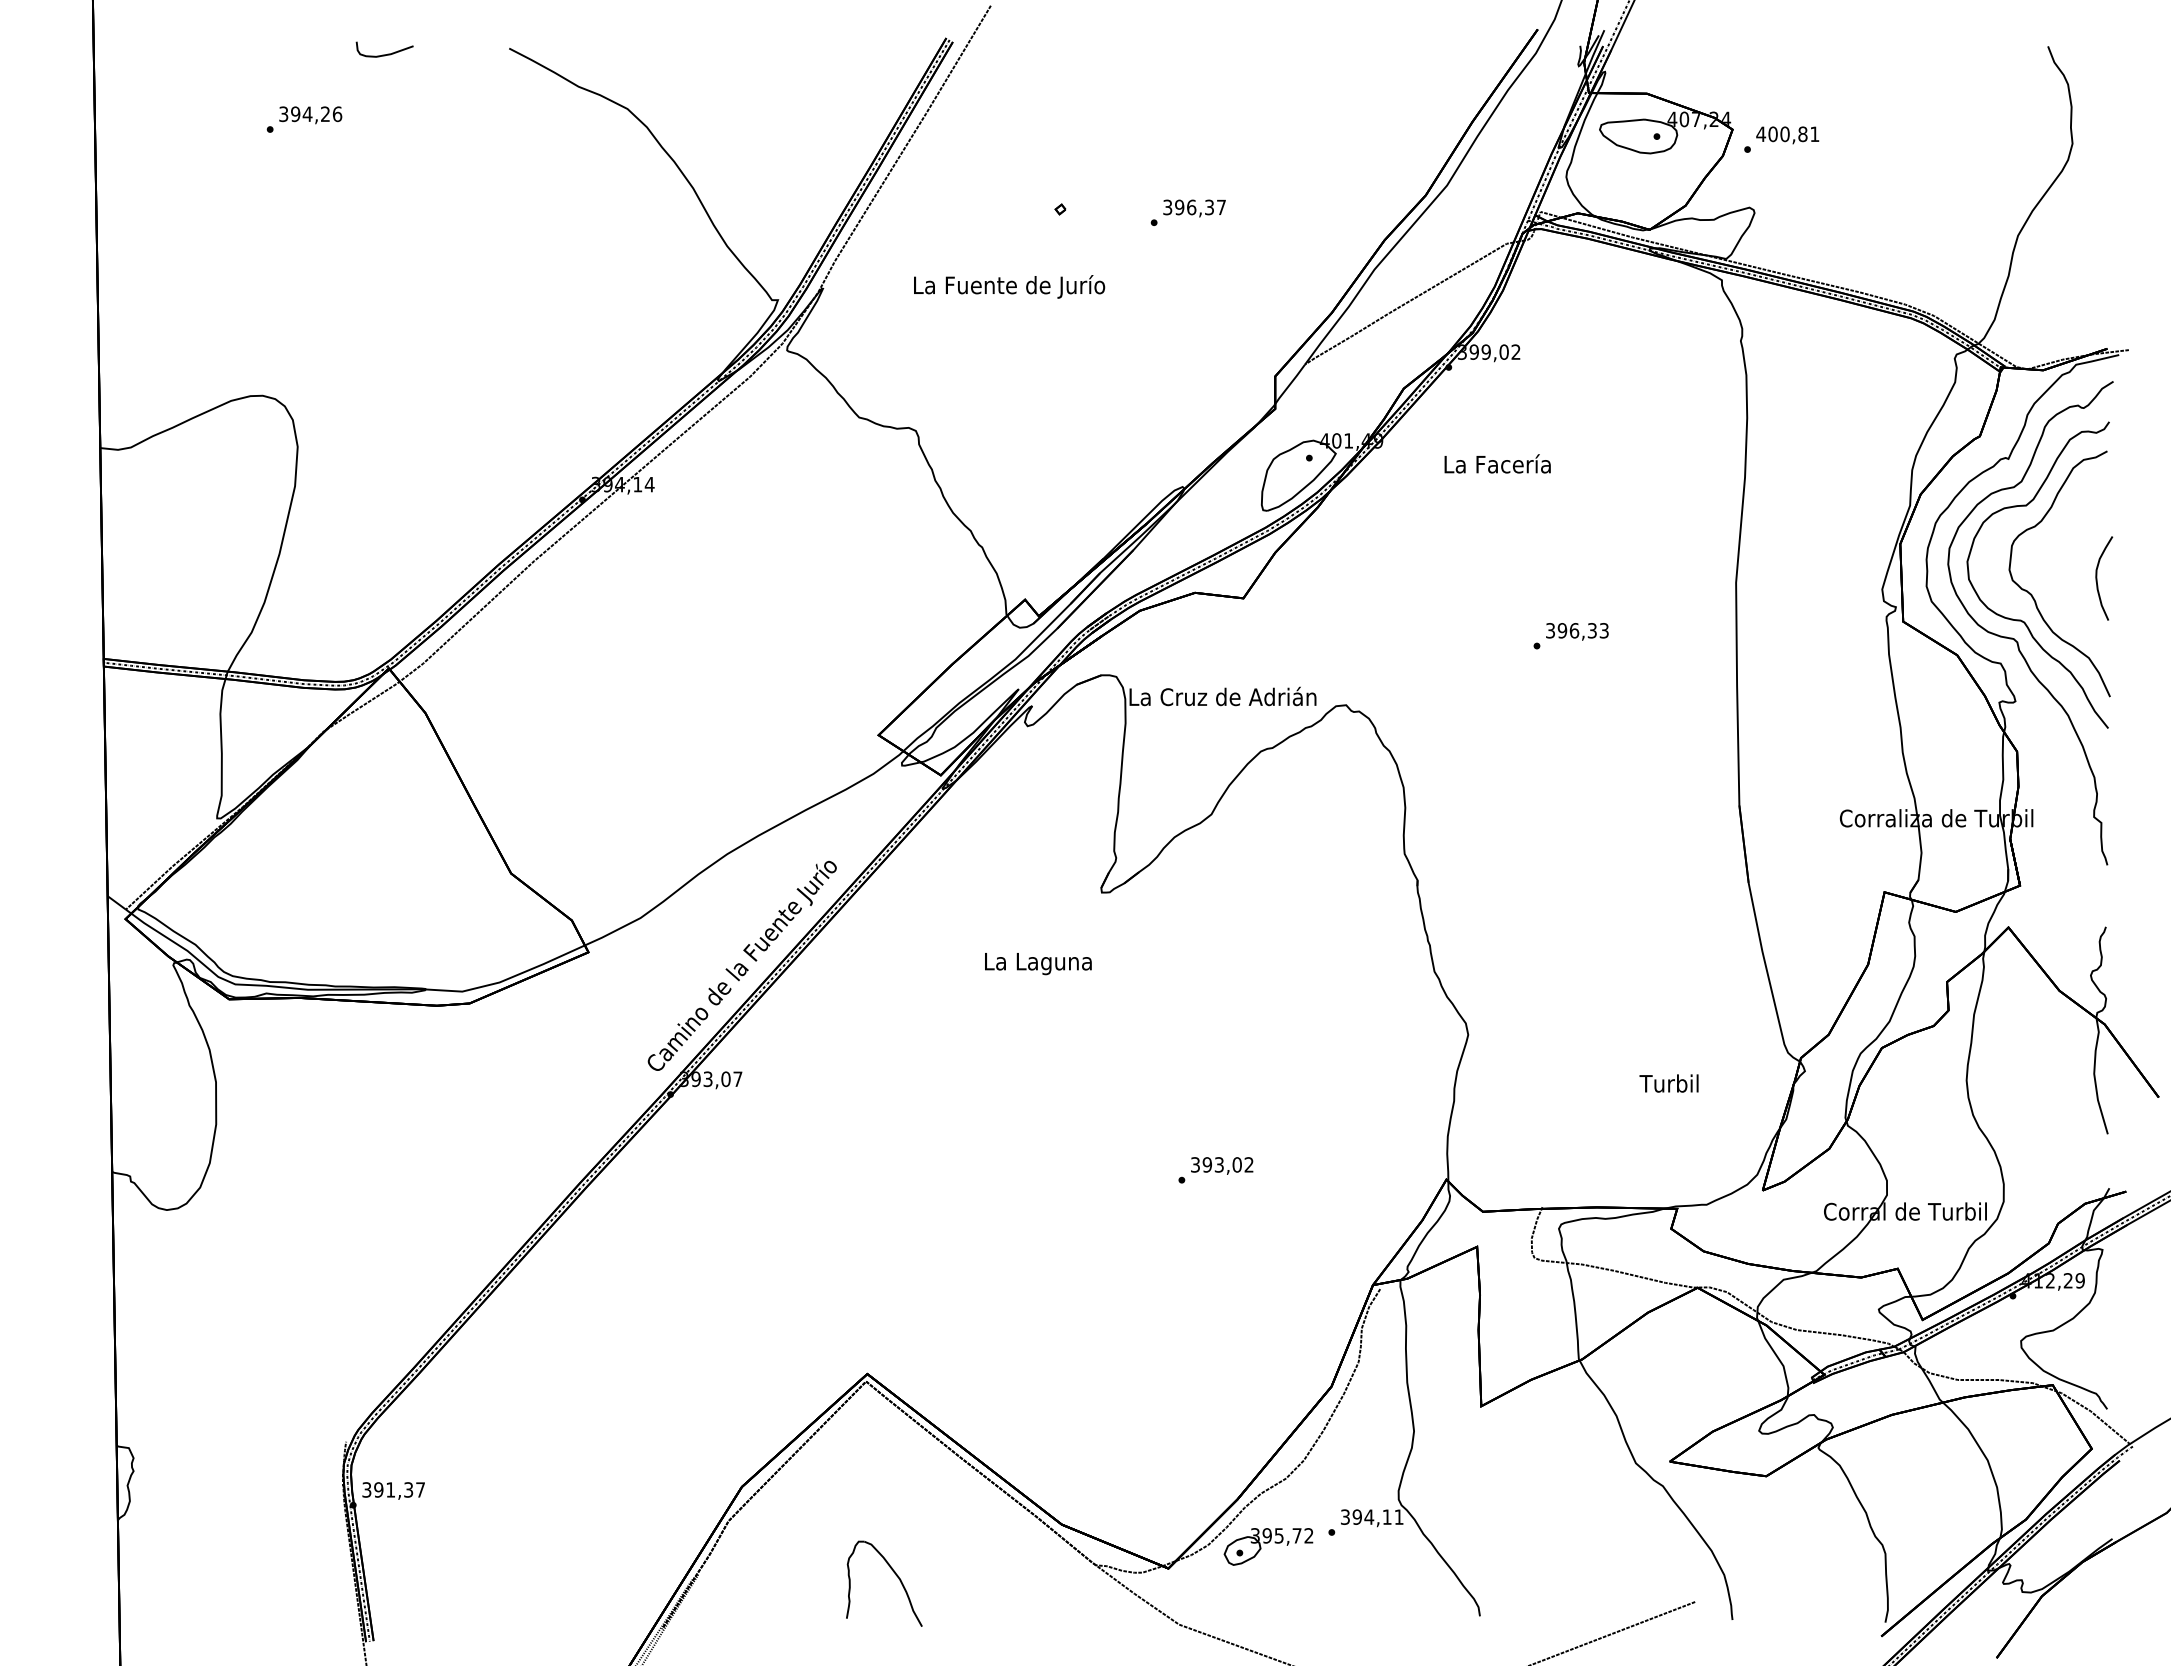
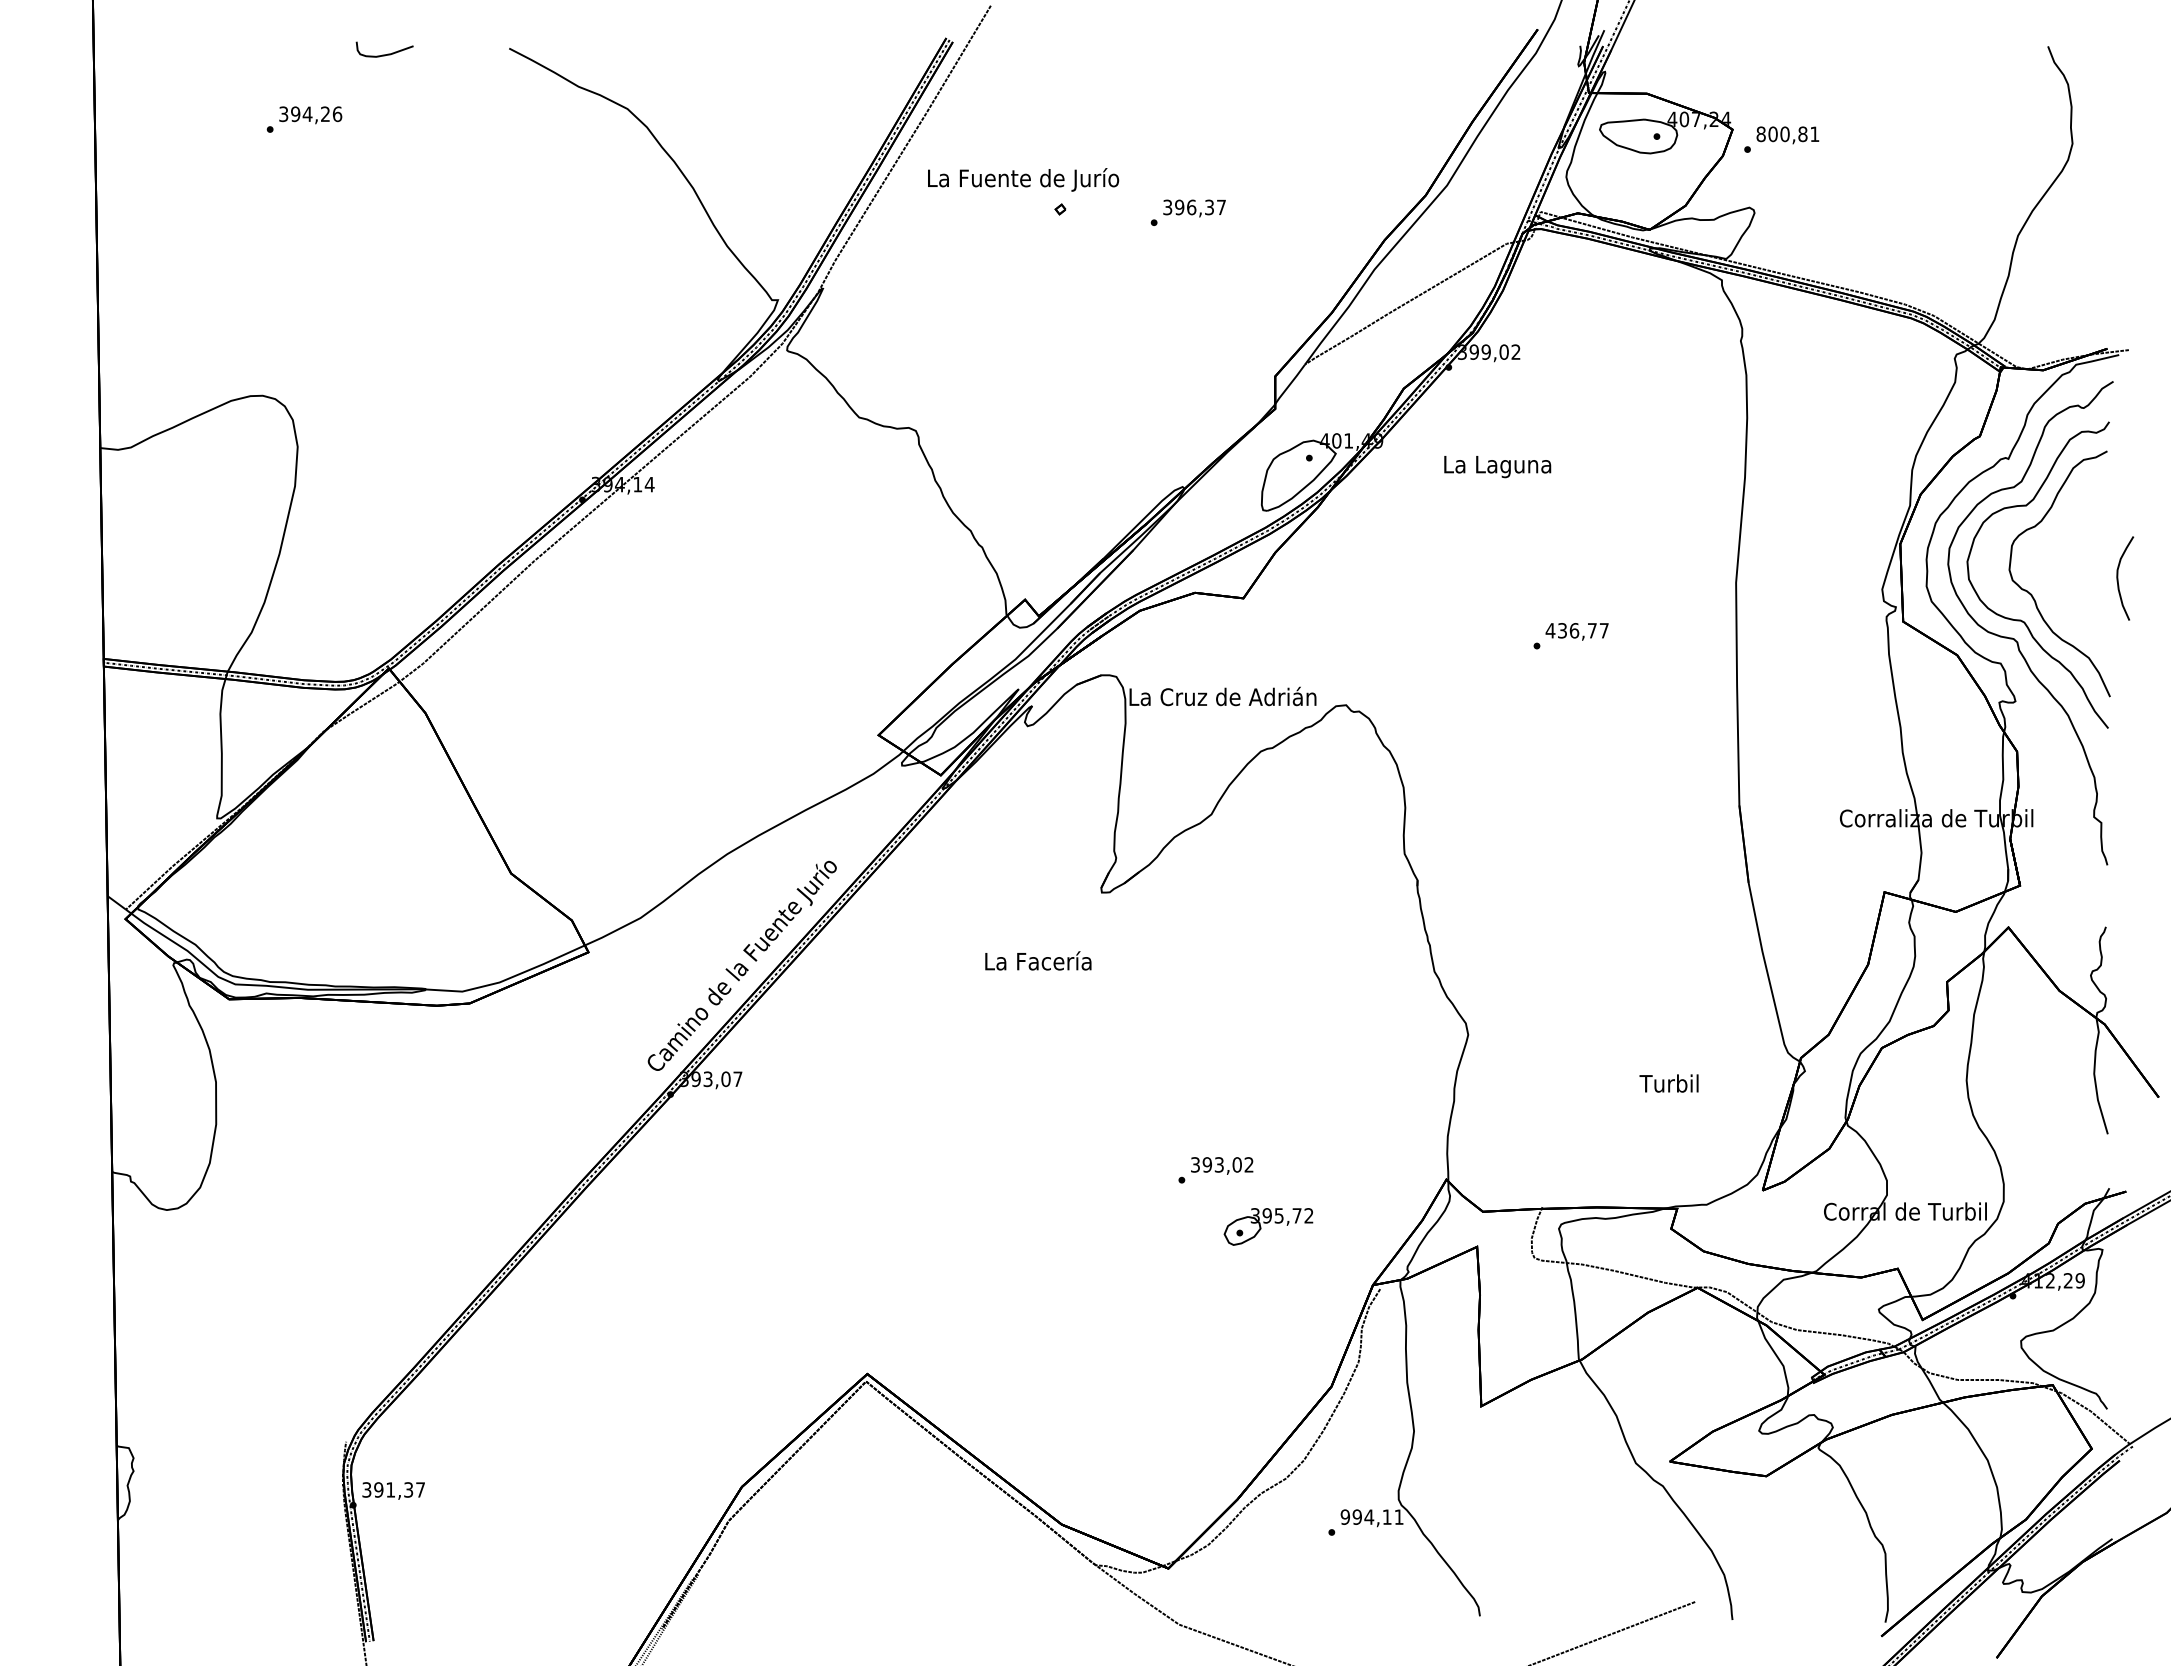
text: 400,81 -> 800,81 (1761, 134)
text position: (1009, 286) -> (1023, 179) (1023, 179)
text: La Facería -> La Laguna (1497, 466)
curve position: (2097, 578) -> (2118, 578) (2118, 578)
text: 396,33 -> 436,77 (1576, 630)
text: La Laguna -> La Facería (1038, 963)
text: 394,11 -> 994,11 (1344, 1516)
part position: (1268, 1546) -> (1268, 1226) (1268, 1226)
part: present -> none (895, 1575)
